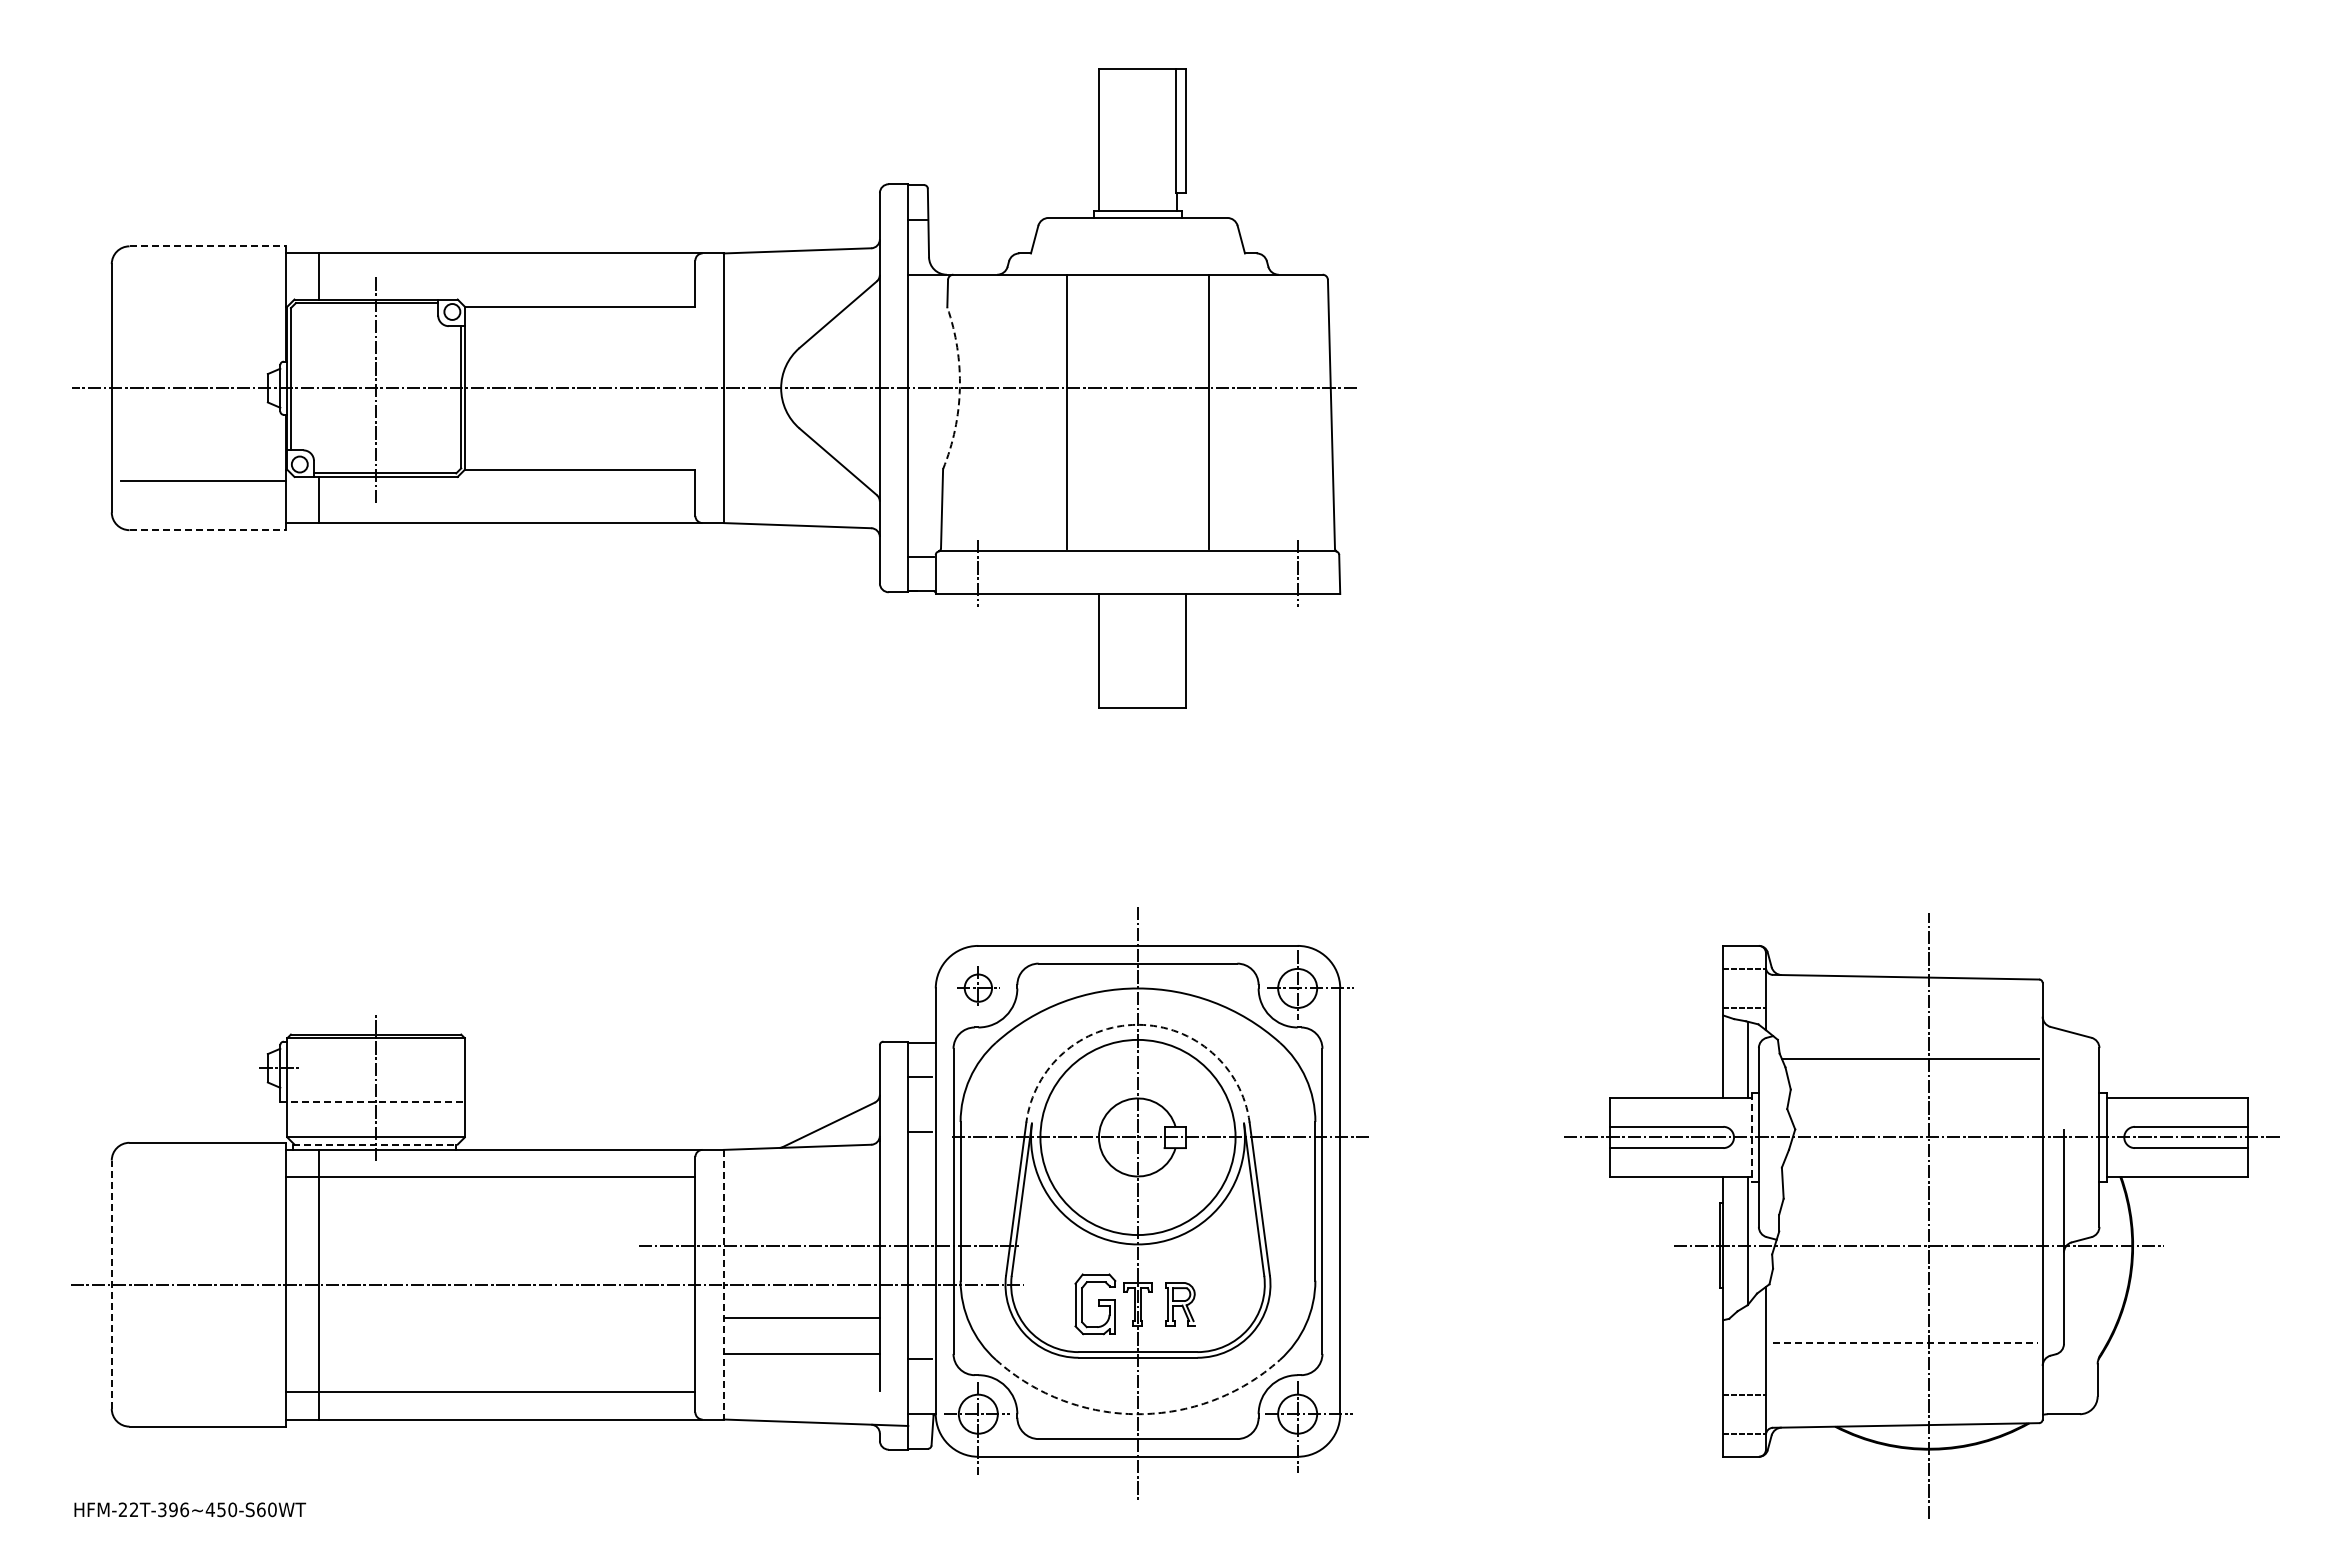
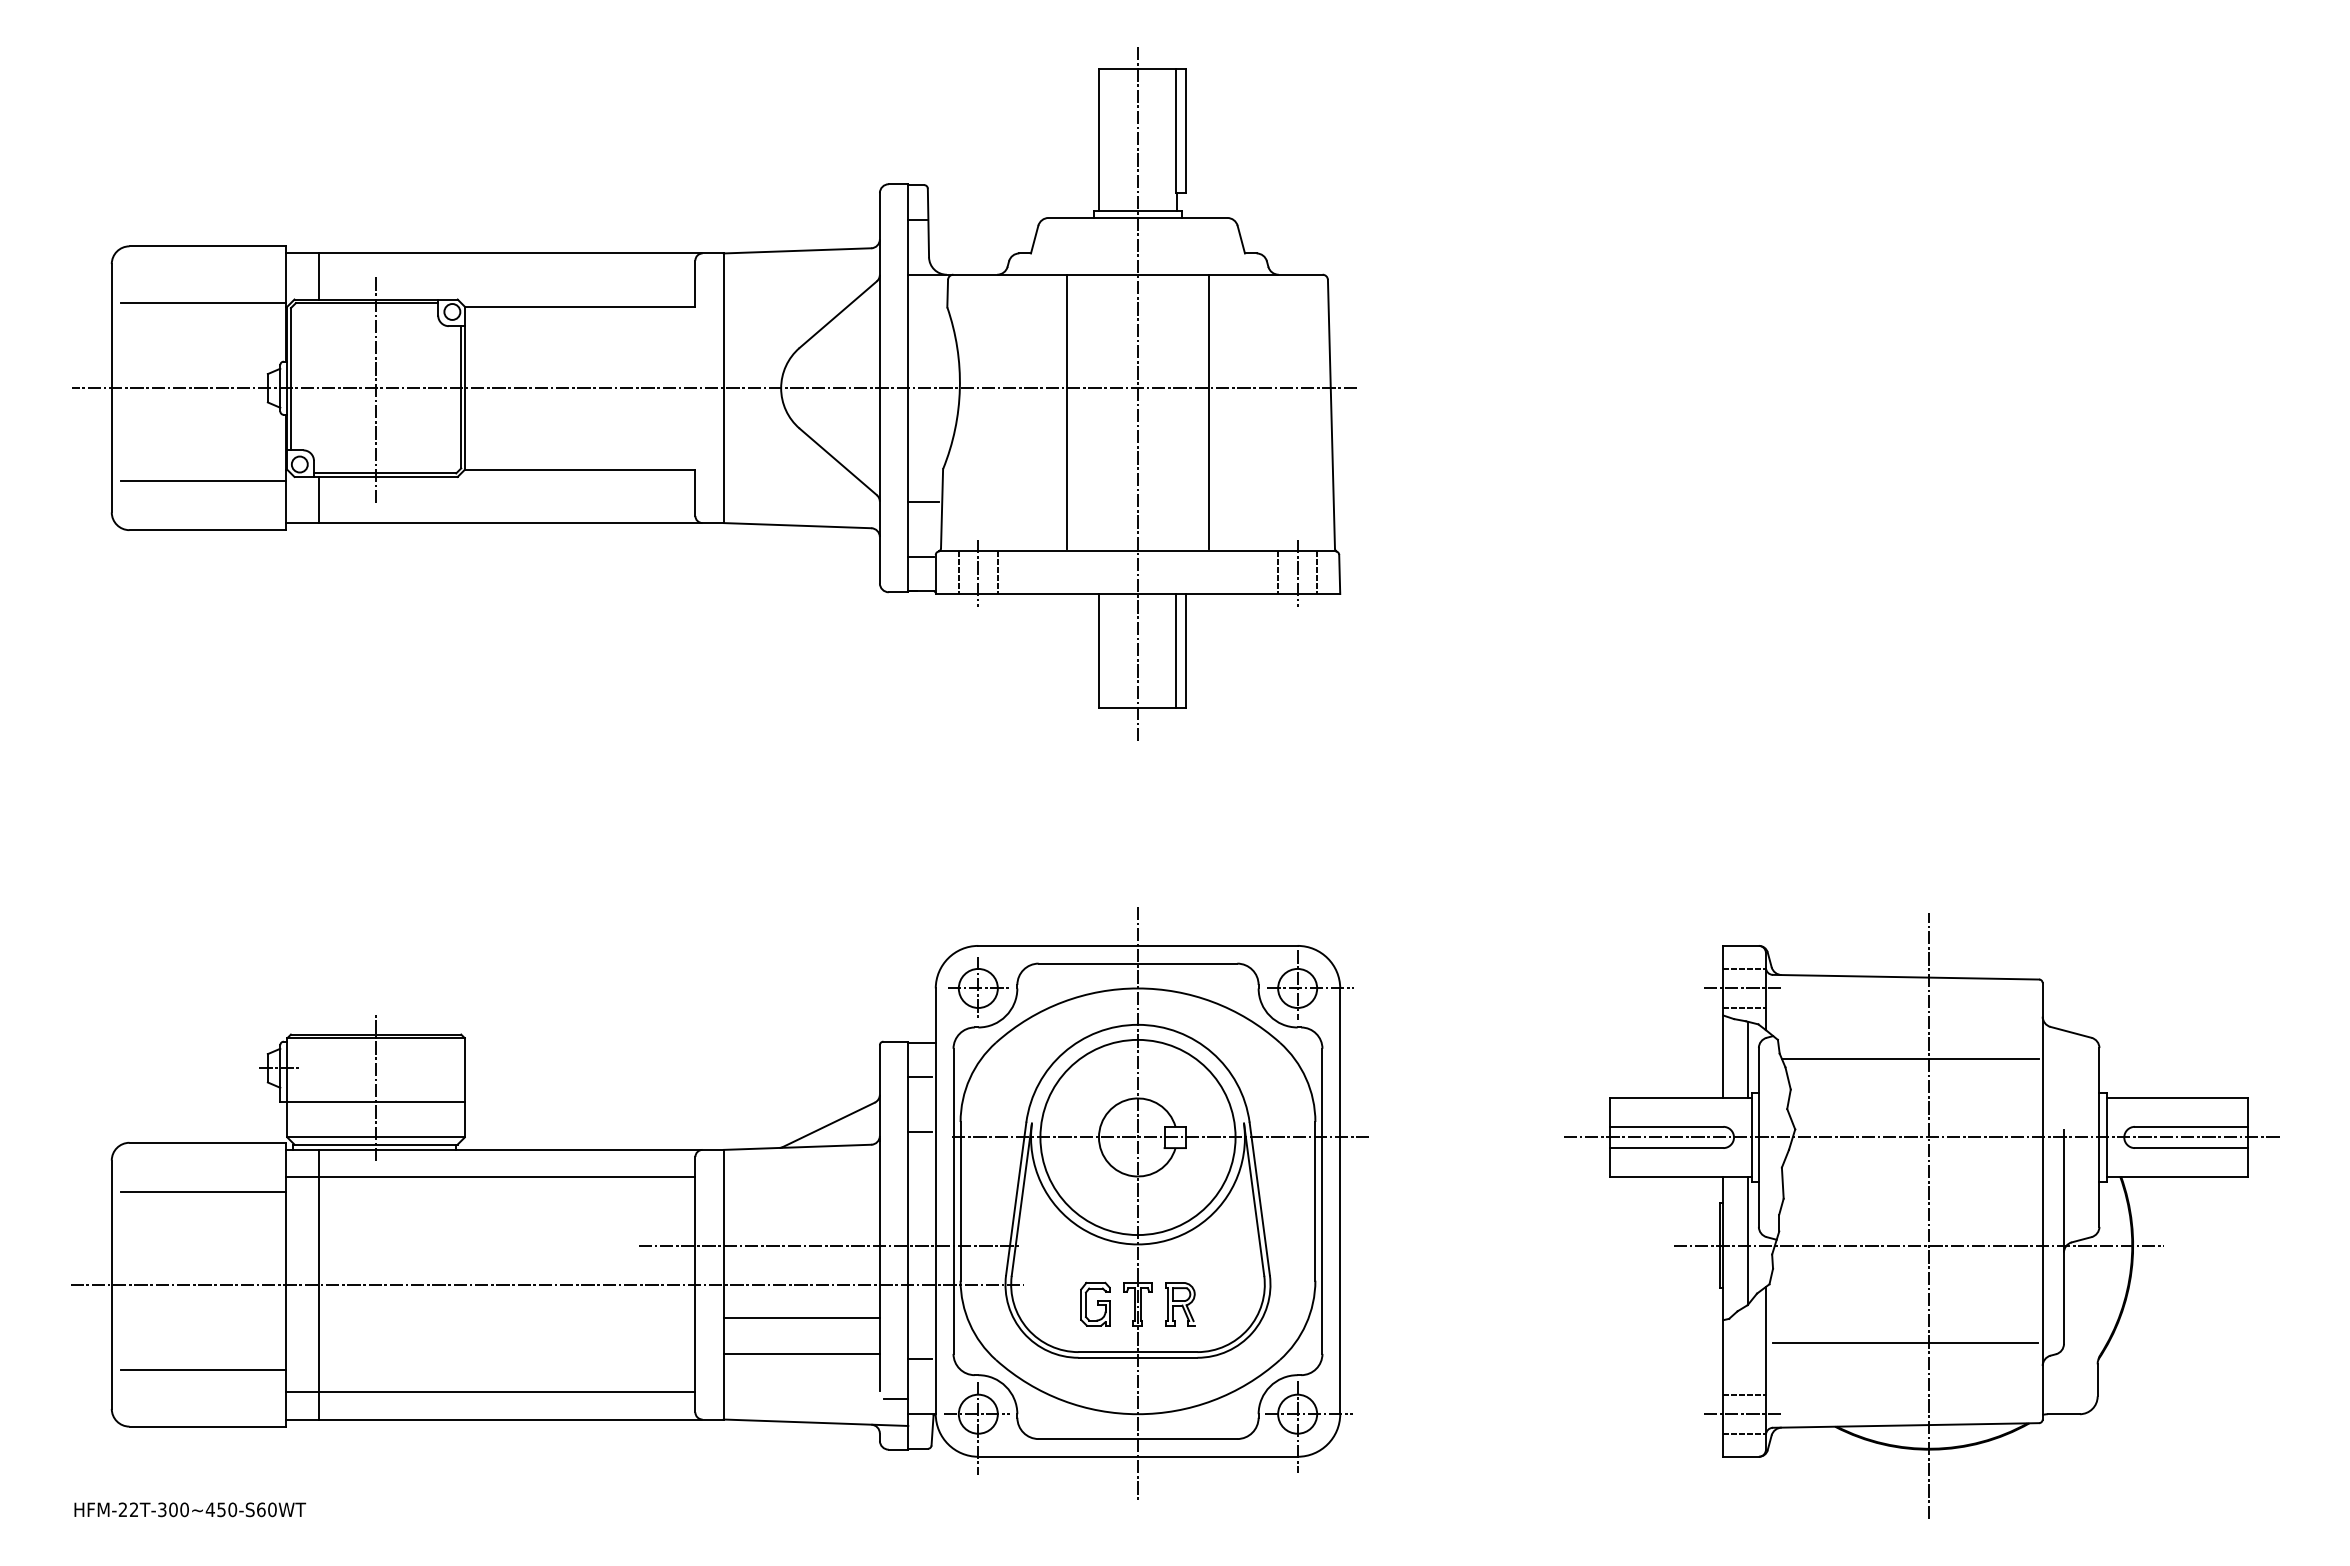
line: dashed -> solid (208, 246)
line: none -> present (202, 303)
arc: dashed -> solid (959, 388)
line: none -> present (1138, 394)
line: none -> present (923, 501)
line: dashed -> solid (208, 530)
line: none -> present (958, 572)
line: none -> present (997, 572)
line: none -> present (1278, 572)
line: none -> present (1317, 572)
line: none -> present (1175, 650)
part size: 43x40 px -> 61x61 px (978, 987)
line: none -> present (1743, 988)
arc: dashed -> solid (1138, 1024)
line: dashed -> solid (373, 1102)
line: dashed -> solid (1751, 1137)
line: dashed -> solid (375, 1144)
line: none -> present (202, 1192)
line: dashed -> solid (111, 1284)
line: dashed -> solid (723, 1284)
part size: 43x63 px -> 31x46 px (1095, 1303)
line: dashed -> solid (1905, 1343)
line: none -> present (202, 1369)
line: none -> present (895, 1398)
arc: dashed -> solid (1138, 1414)
line: none -> present (1743, 1414)
text: HFM-22T-396~450-S60WT -> HFM-22T-300~450-S60WT (179, 1509)
